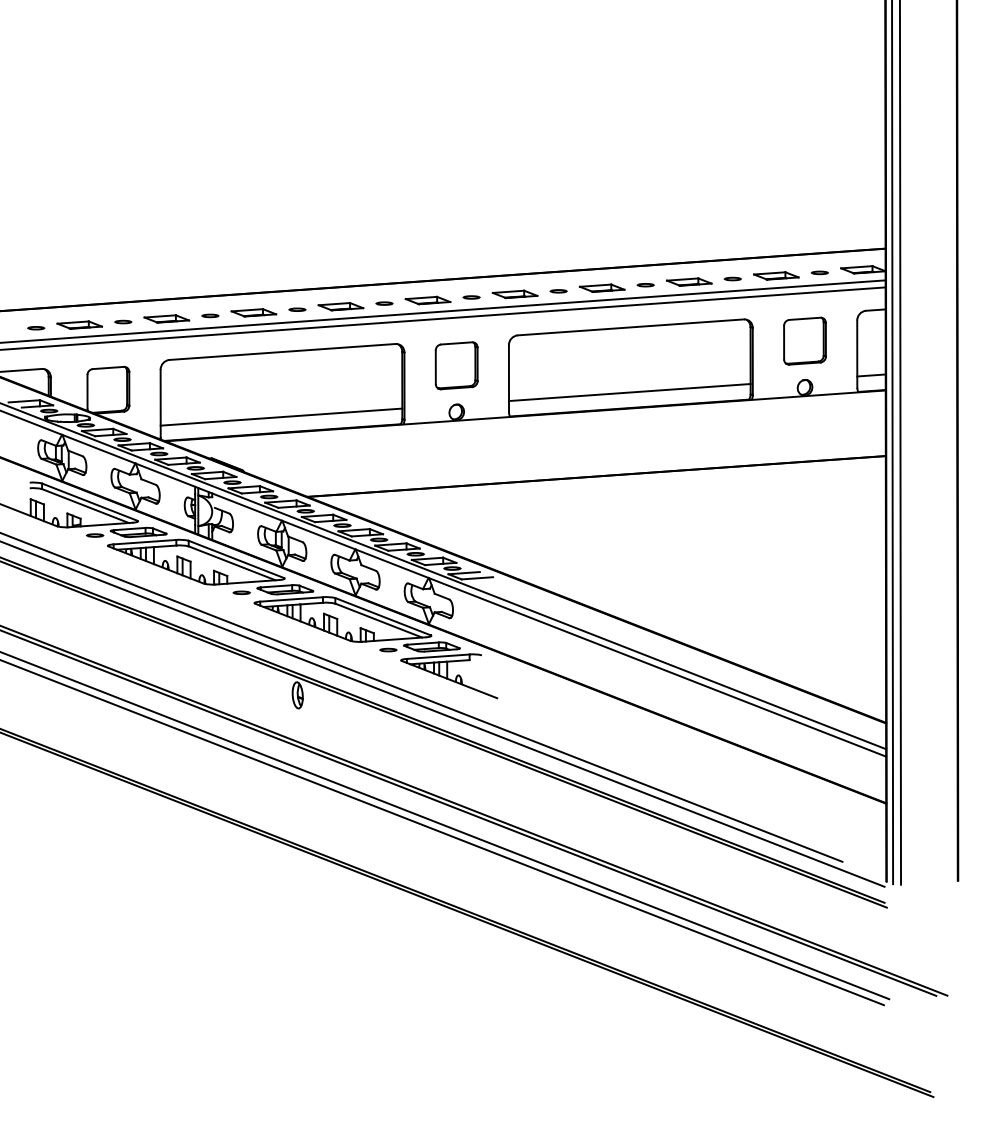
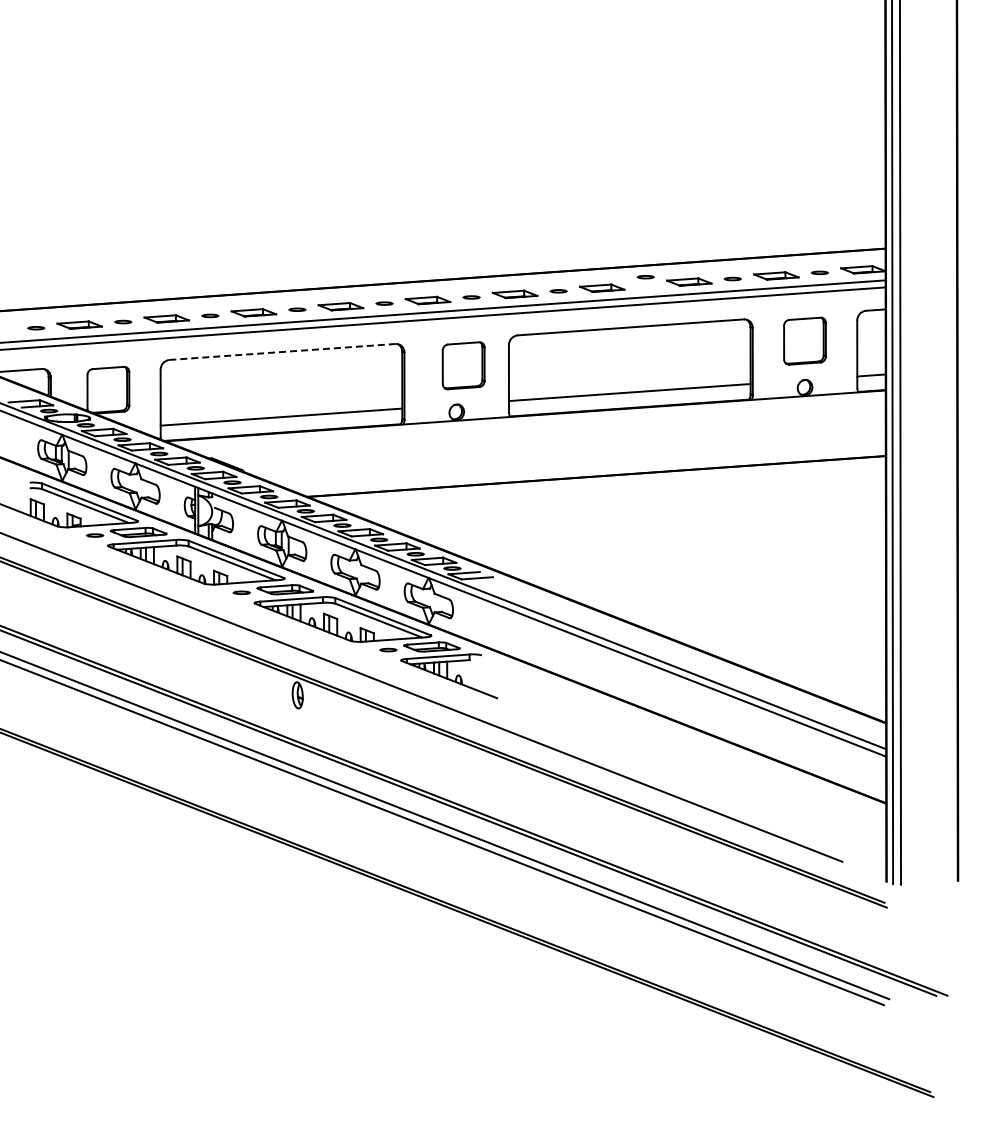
part position: (645, 285) -> (645, 277) (645, 277)
line: solid -> dashed (283, 351)
part position: (456, 365) -> (463, 365) (463, 365)
line: present -> none (443, 714)
